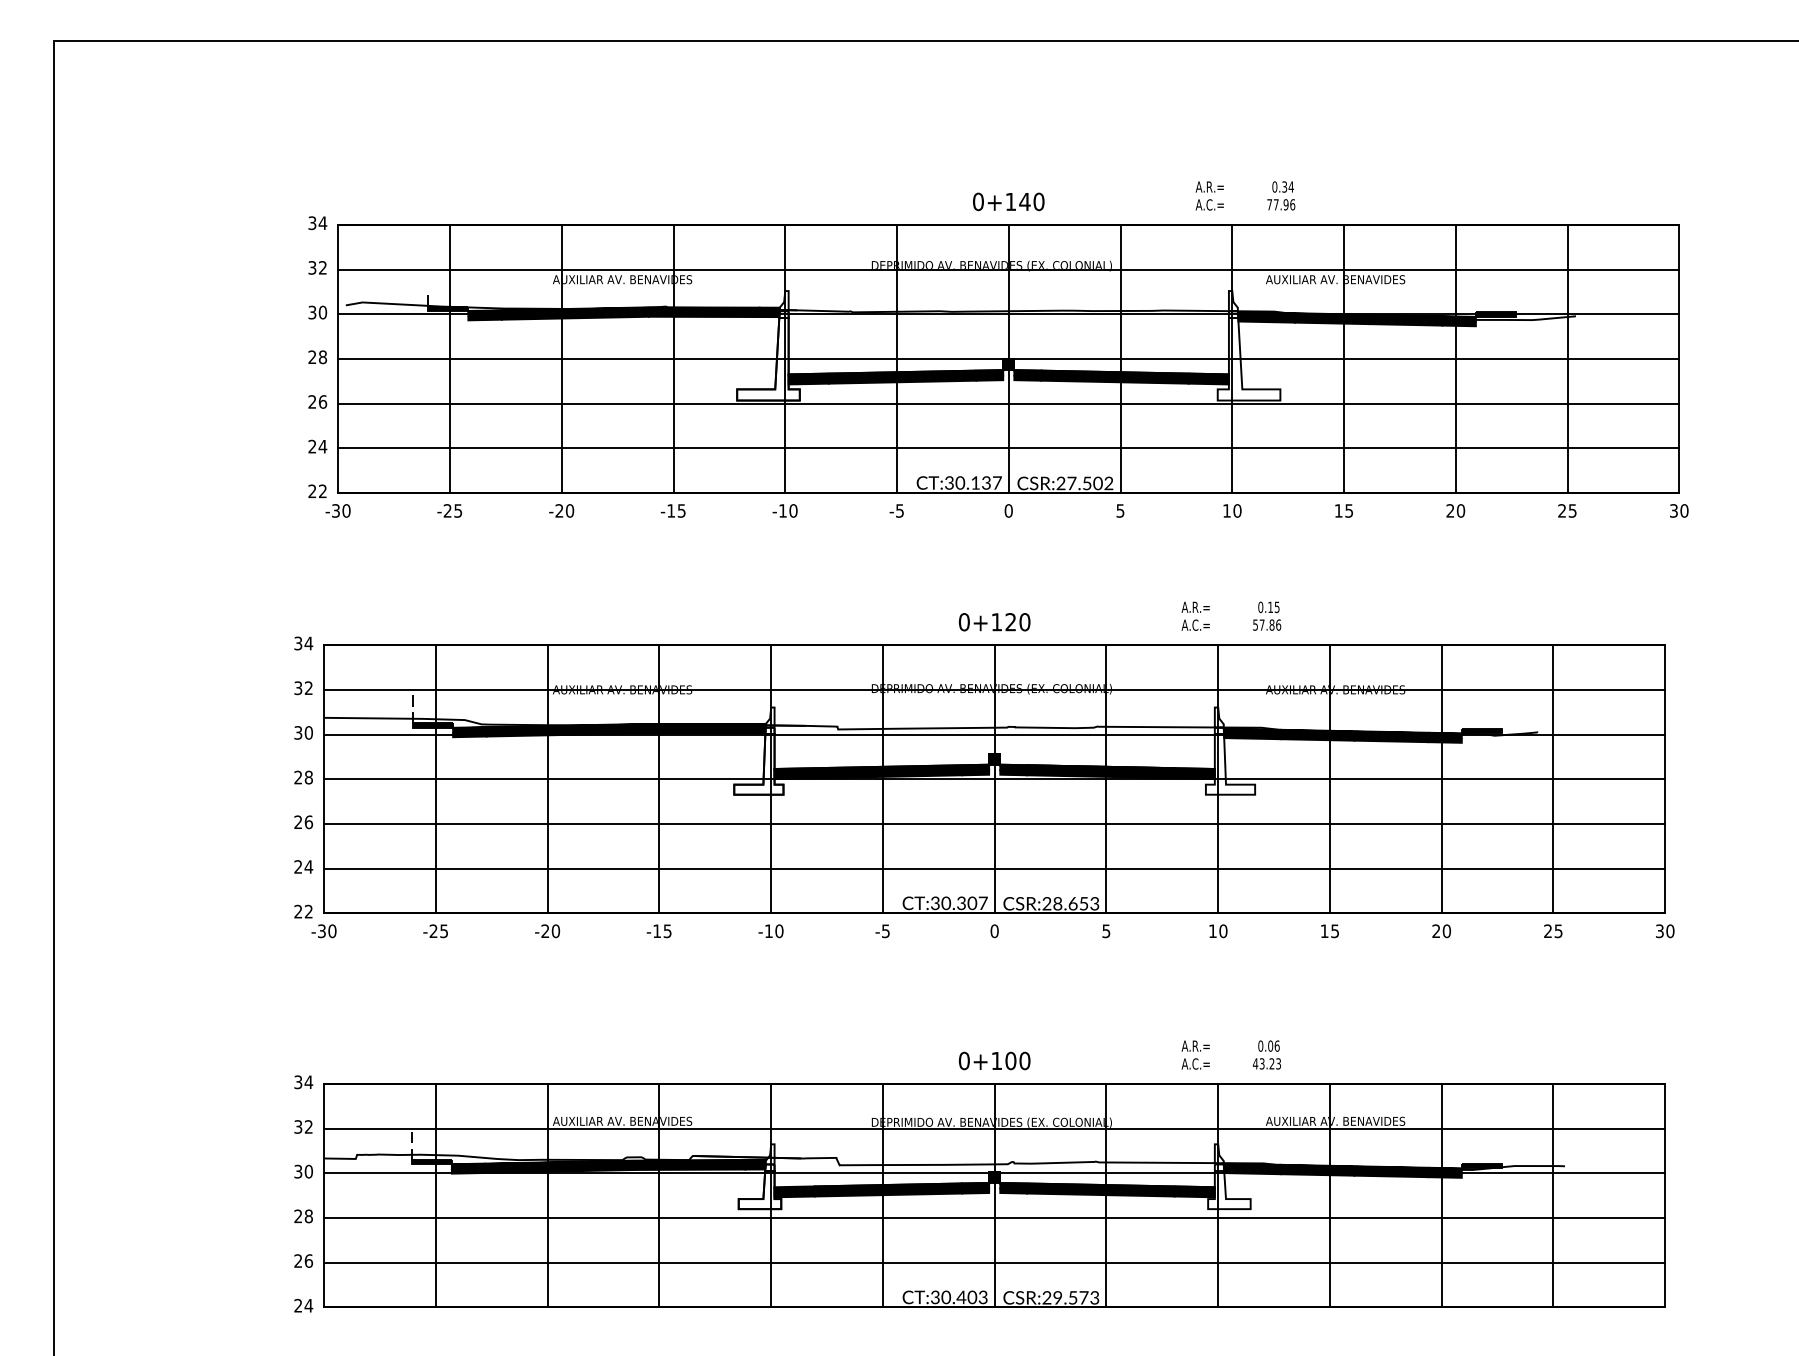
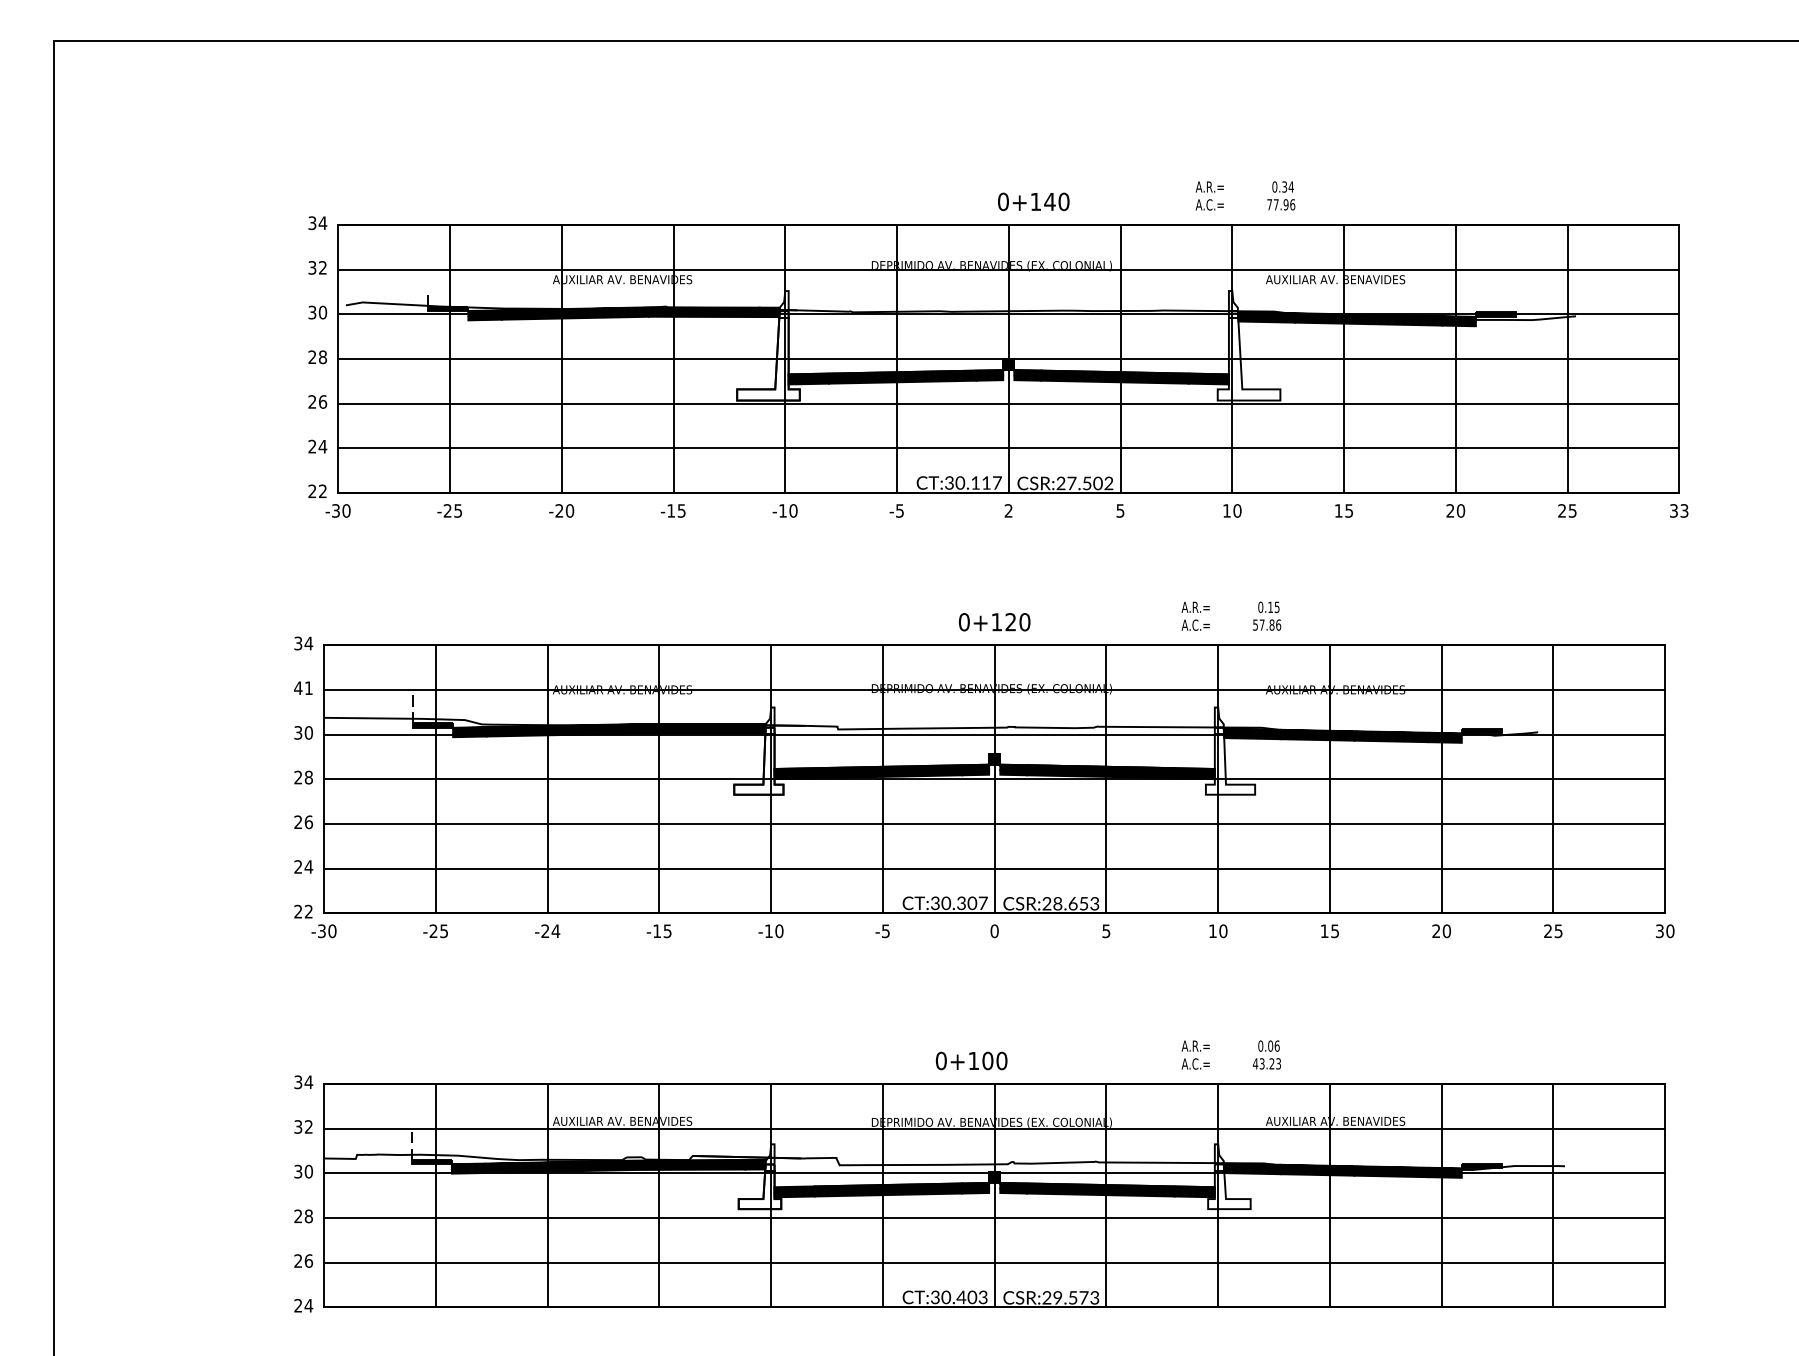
text position: (1008, 201) -> (1033, 201) (1033, 201)
text: CT:30.137 -> CT:30.117 (986, 482)
text: 0 -> 2 (1008, 510)
text: 30 -> 33 (1684, 510)
text: 32 -> 41 (303, 688)
text: -20 -> -24 (555, 931)
text position: (994, 1060) -> (971, 1060) (971, 1060)
